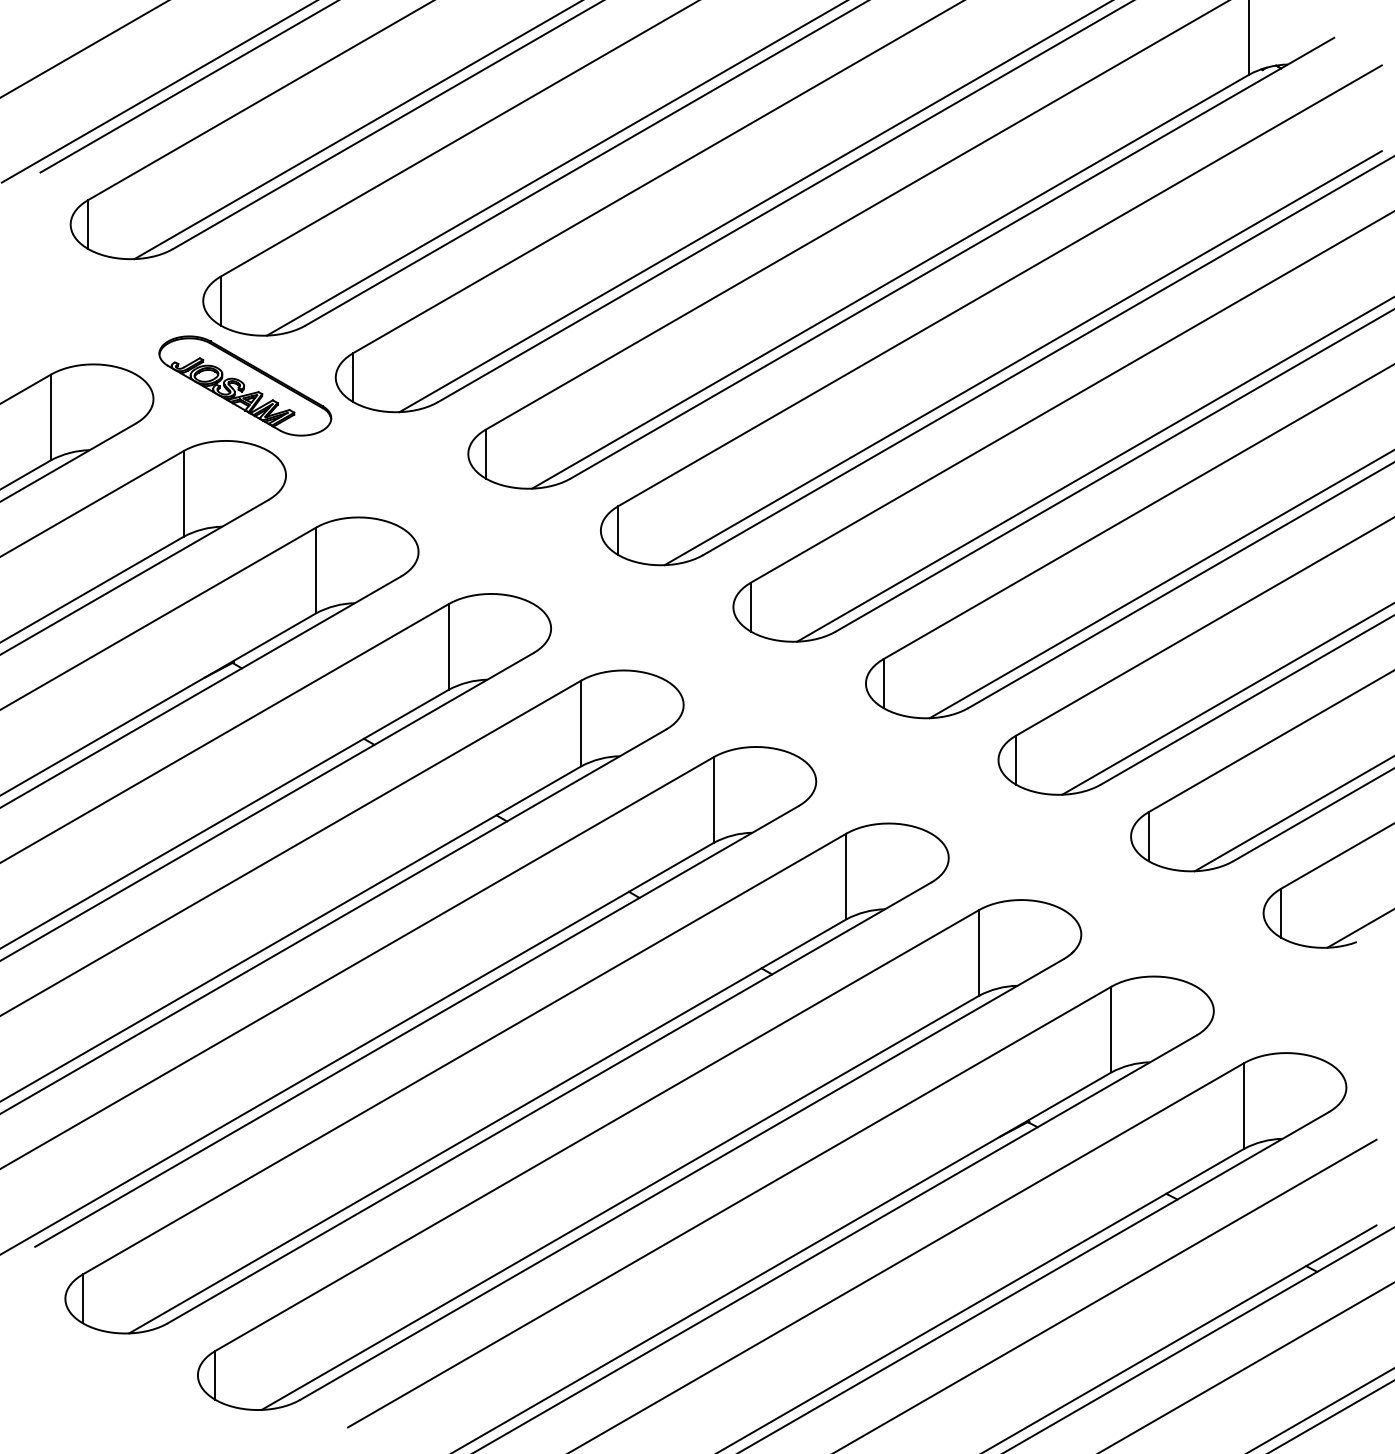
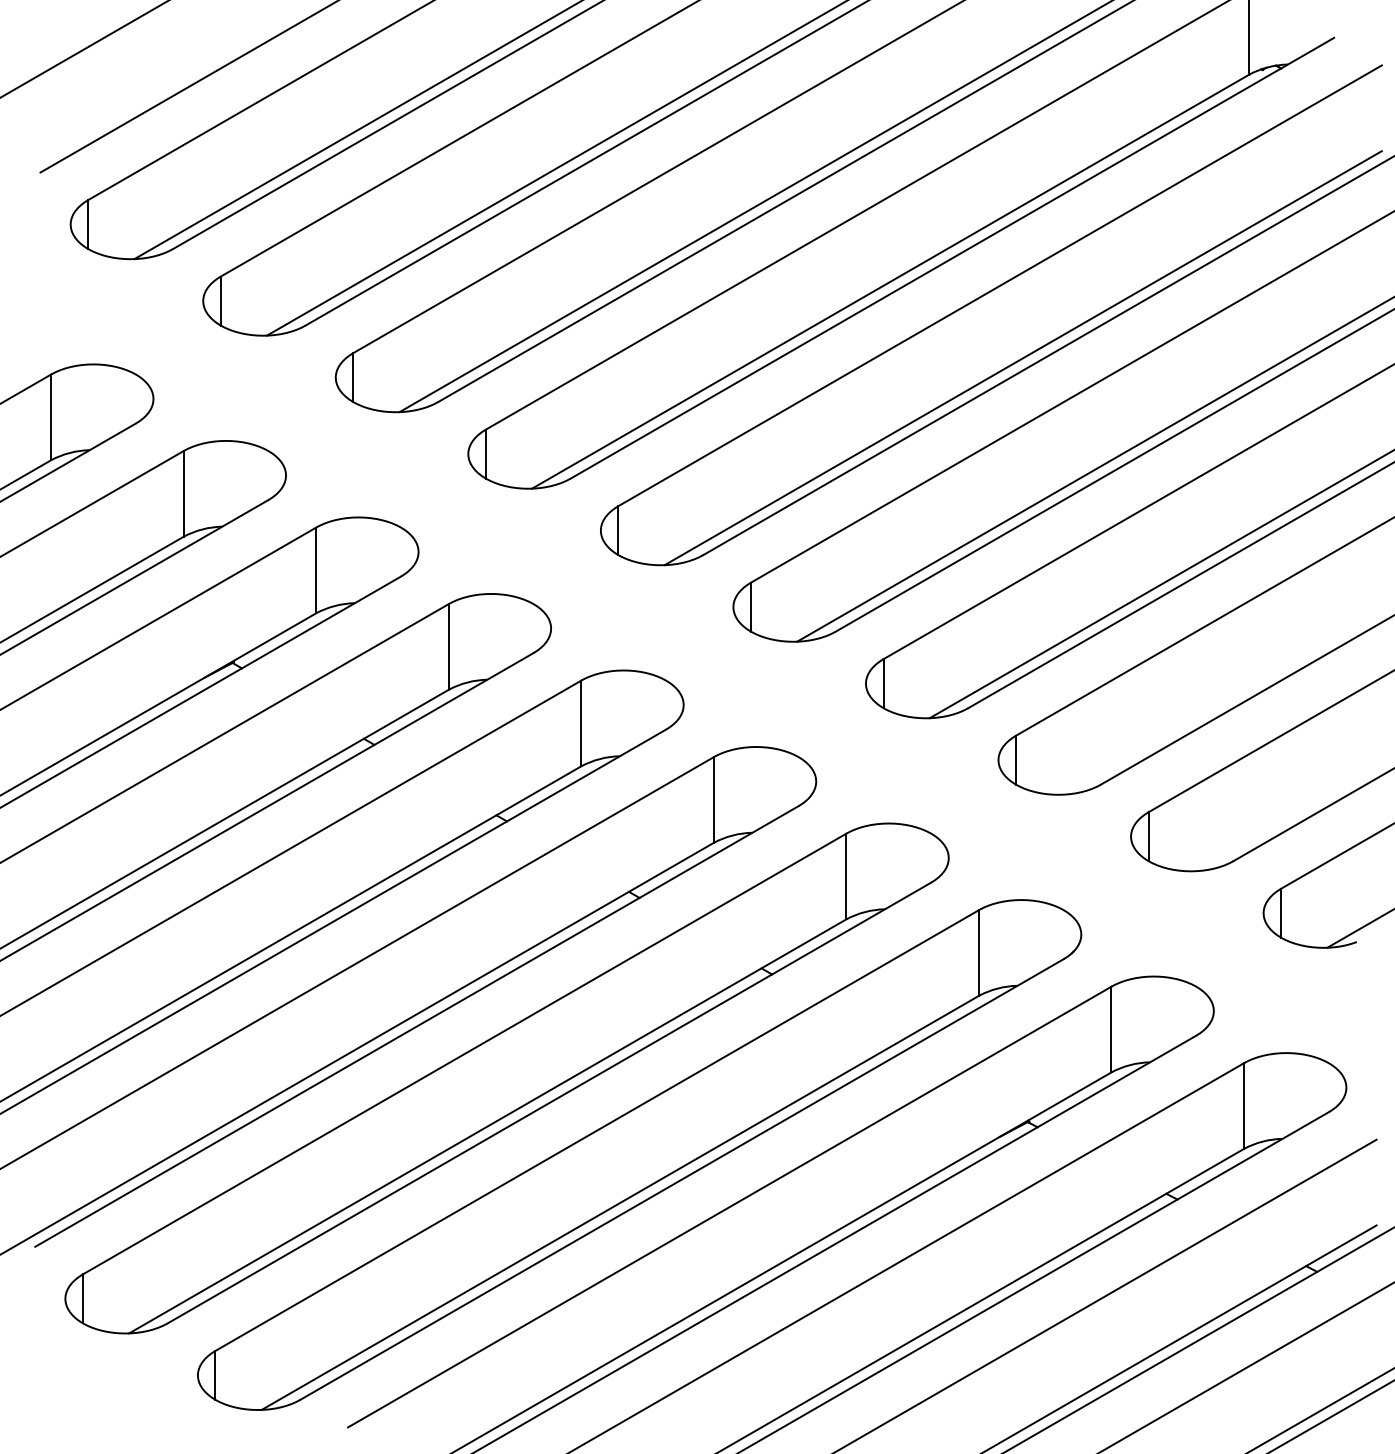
line: present -> none (158, 92)
part: present -> none (245, 385)
line: present -> none (1226, 699)
line: present -> none (1292, 814)
